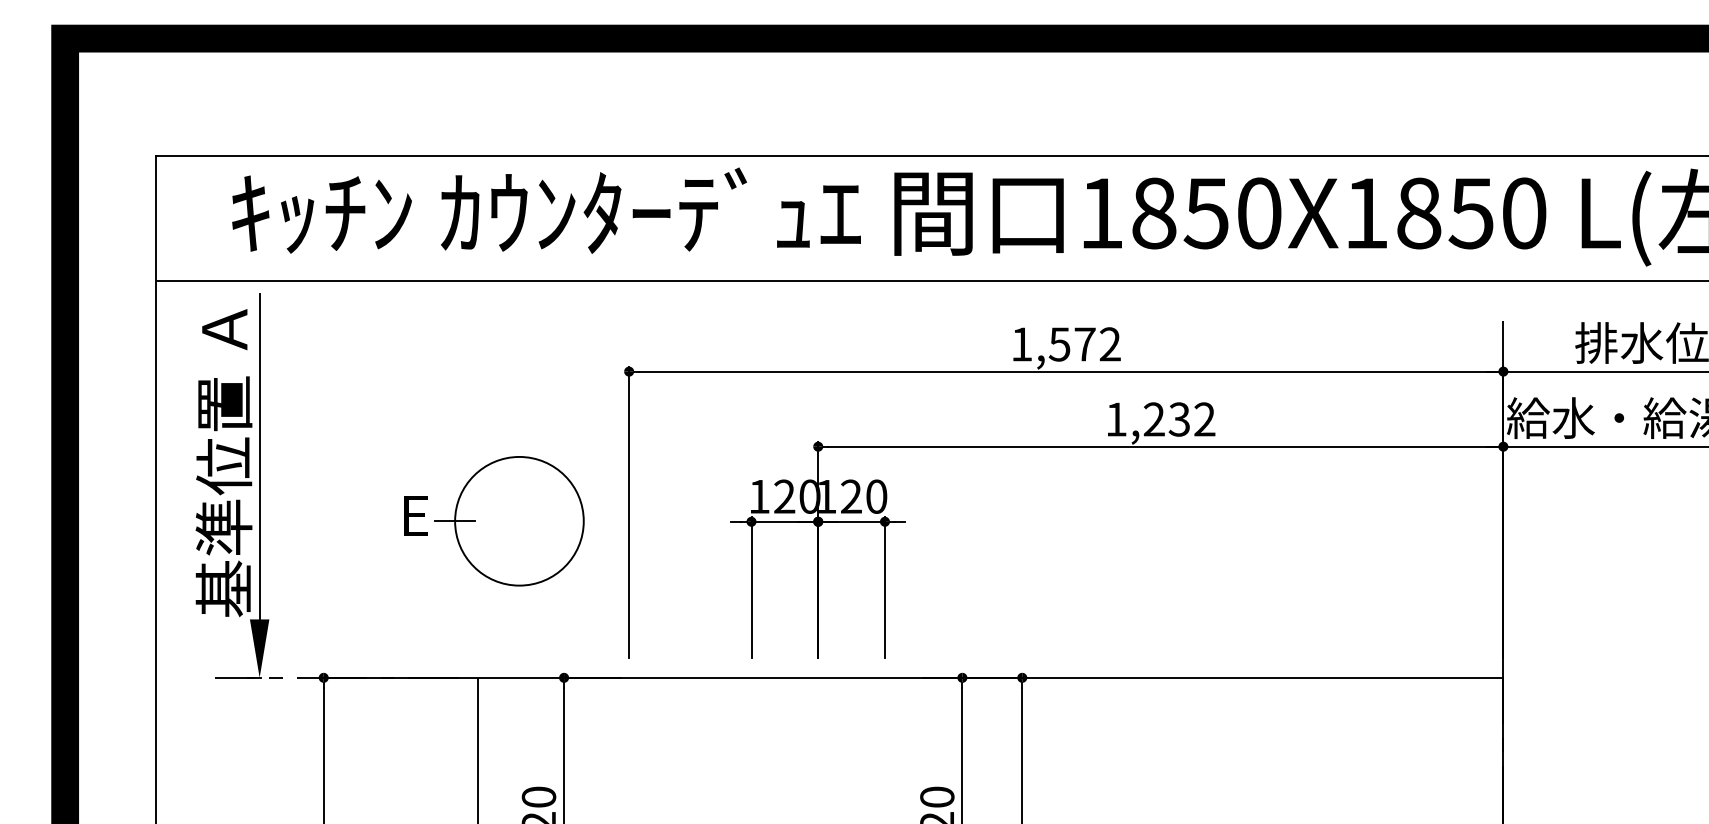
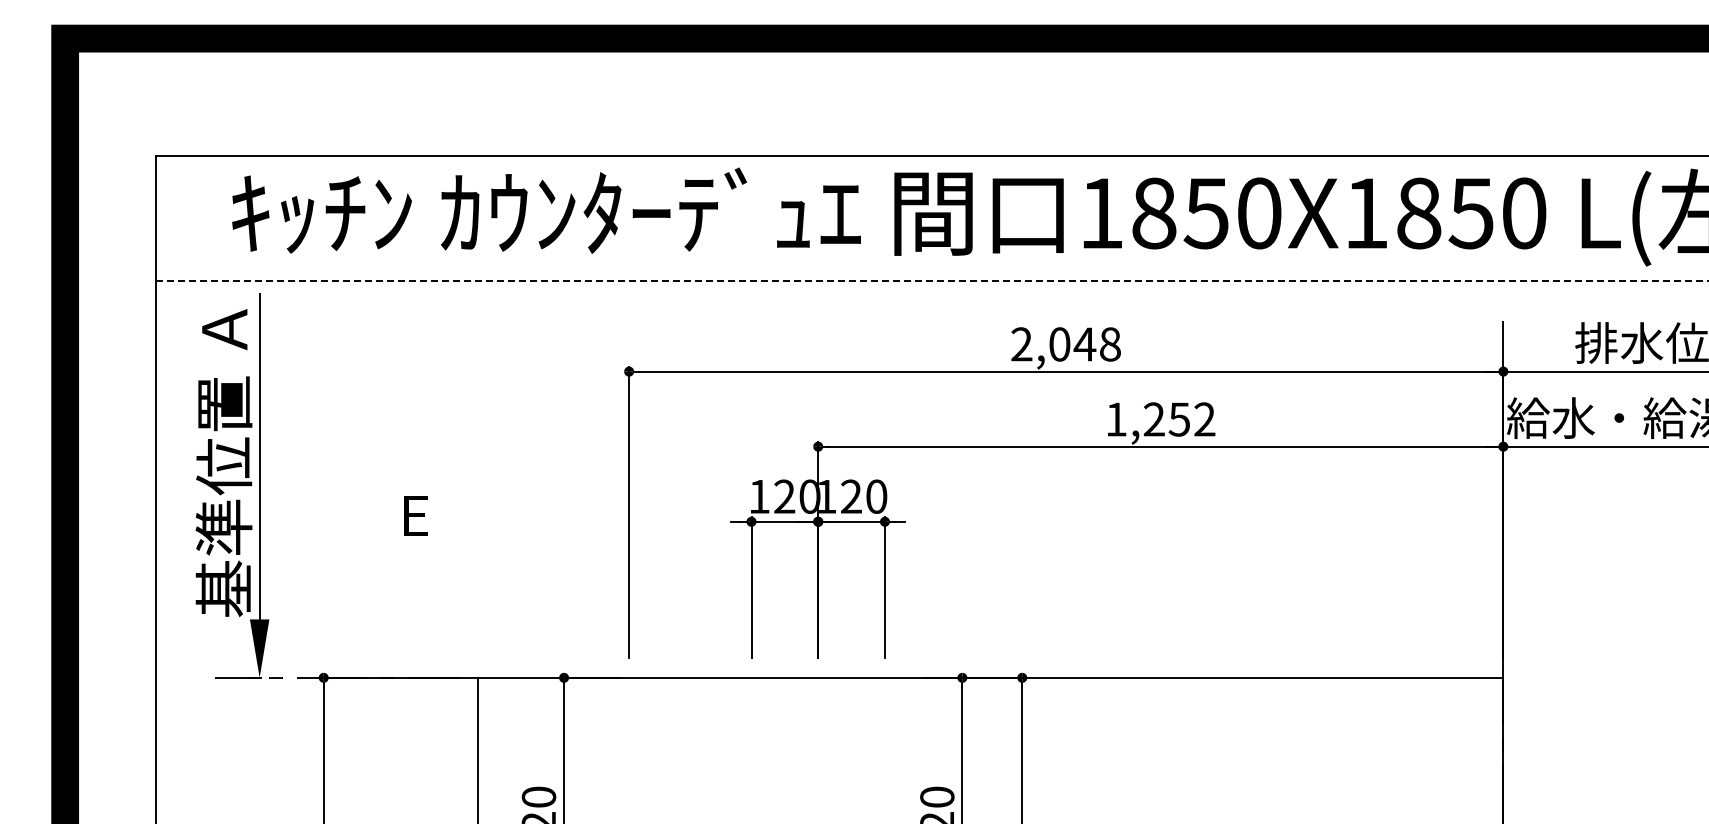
line: solid -> dashed (932, 281)
text: 1,572 -> 2,048 (1065, 344)
text: 1,232 -> 1,252 (1178, 419)
part: present -> none (509, 521)
